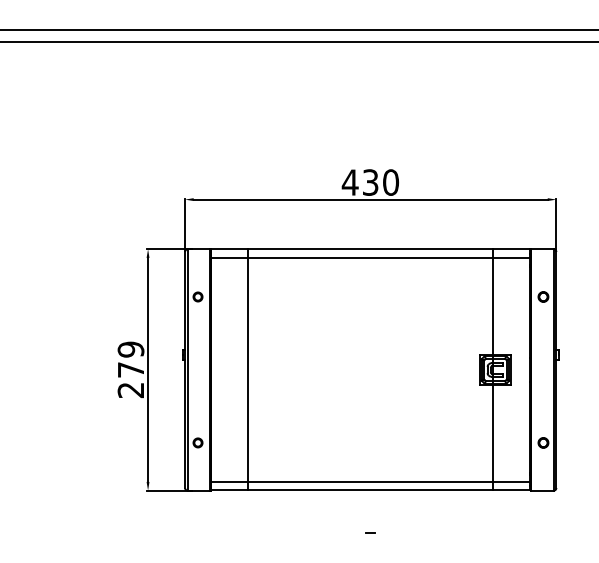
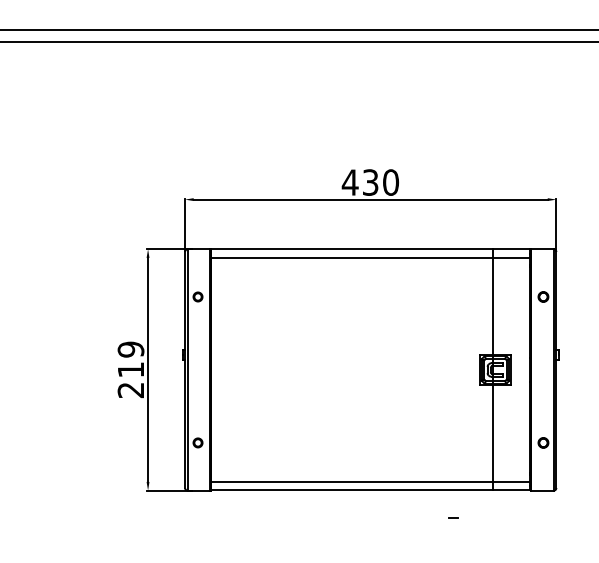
text: 279 -> 219 (130, 369)
line: present -> none (248, 369)
line position: (370, 532) -> (453, 517) (453, 517)
